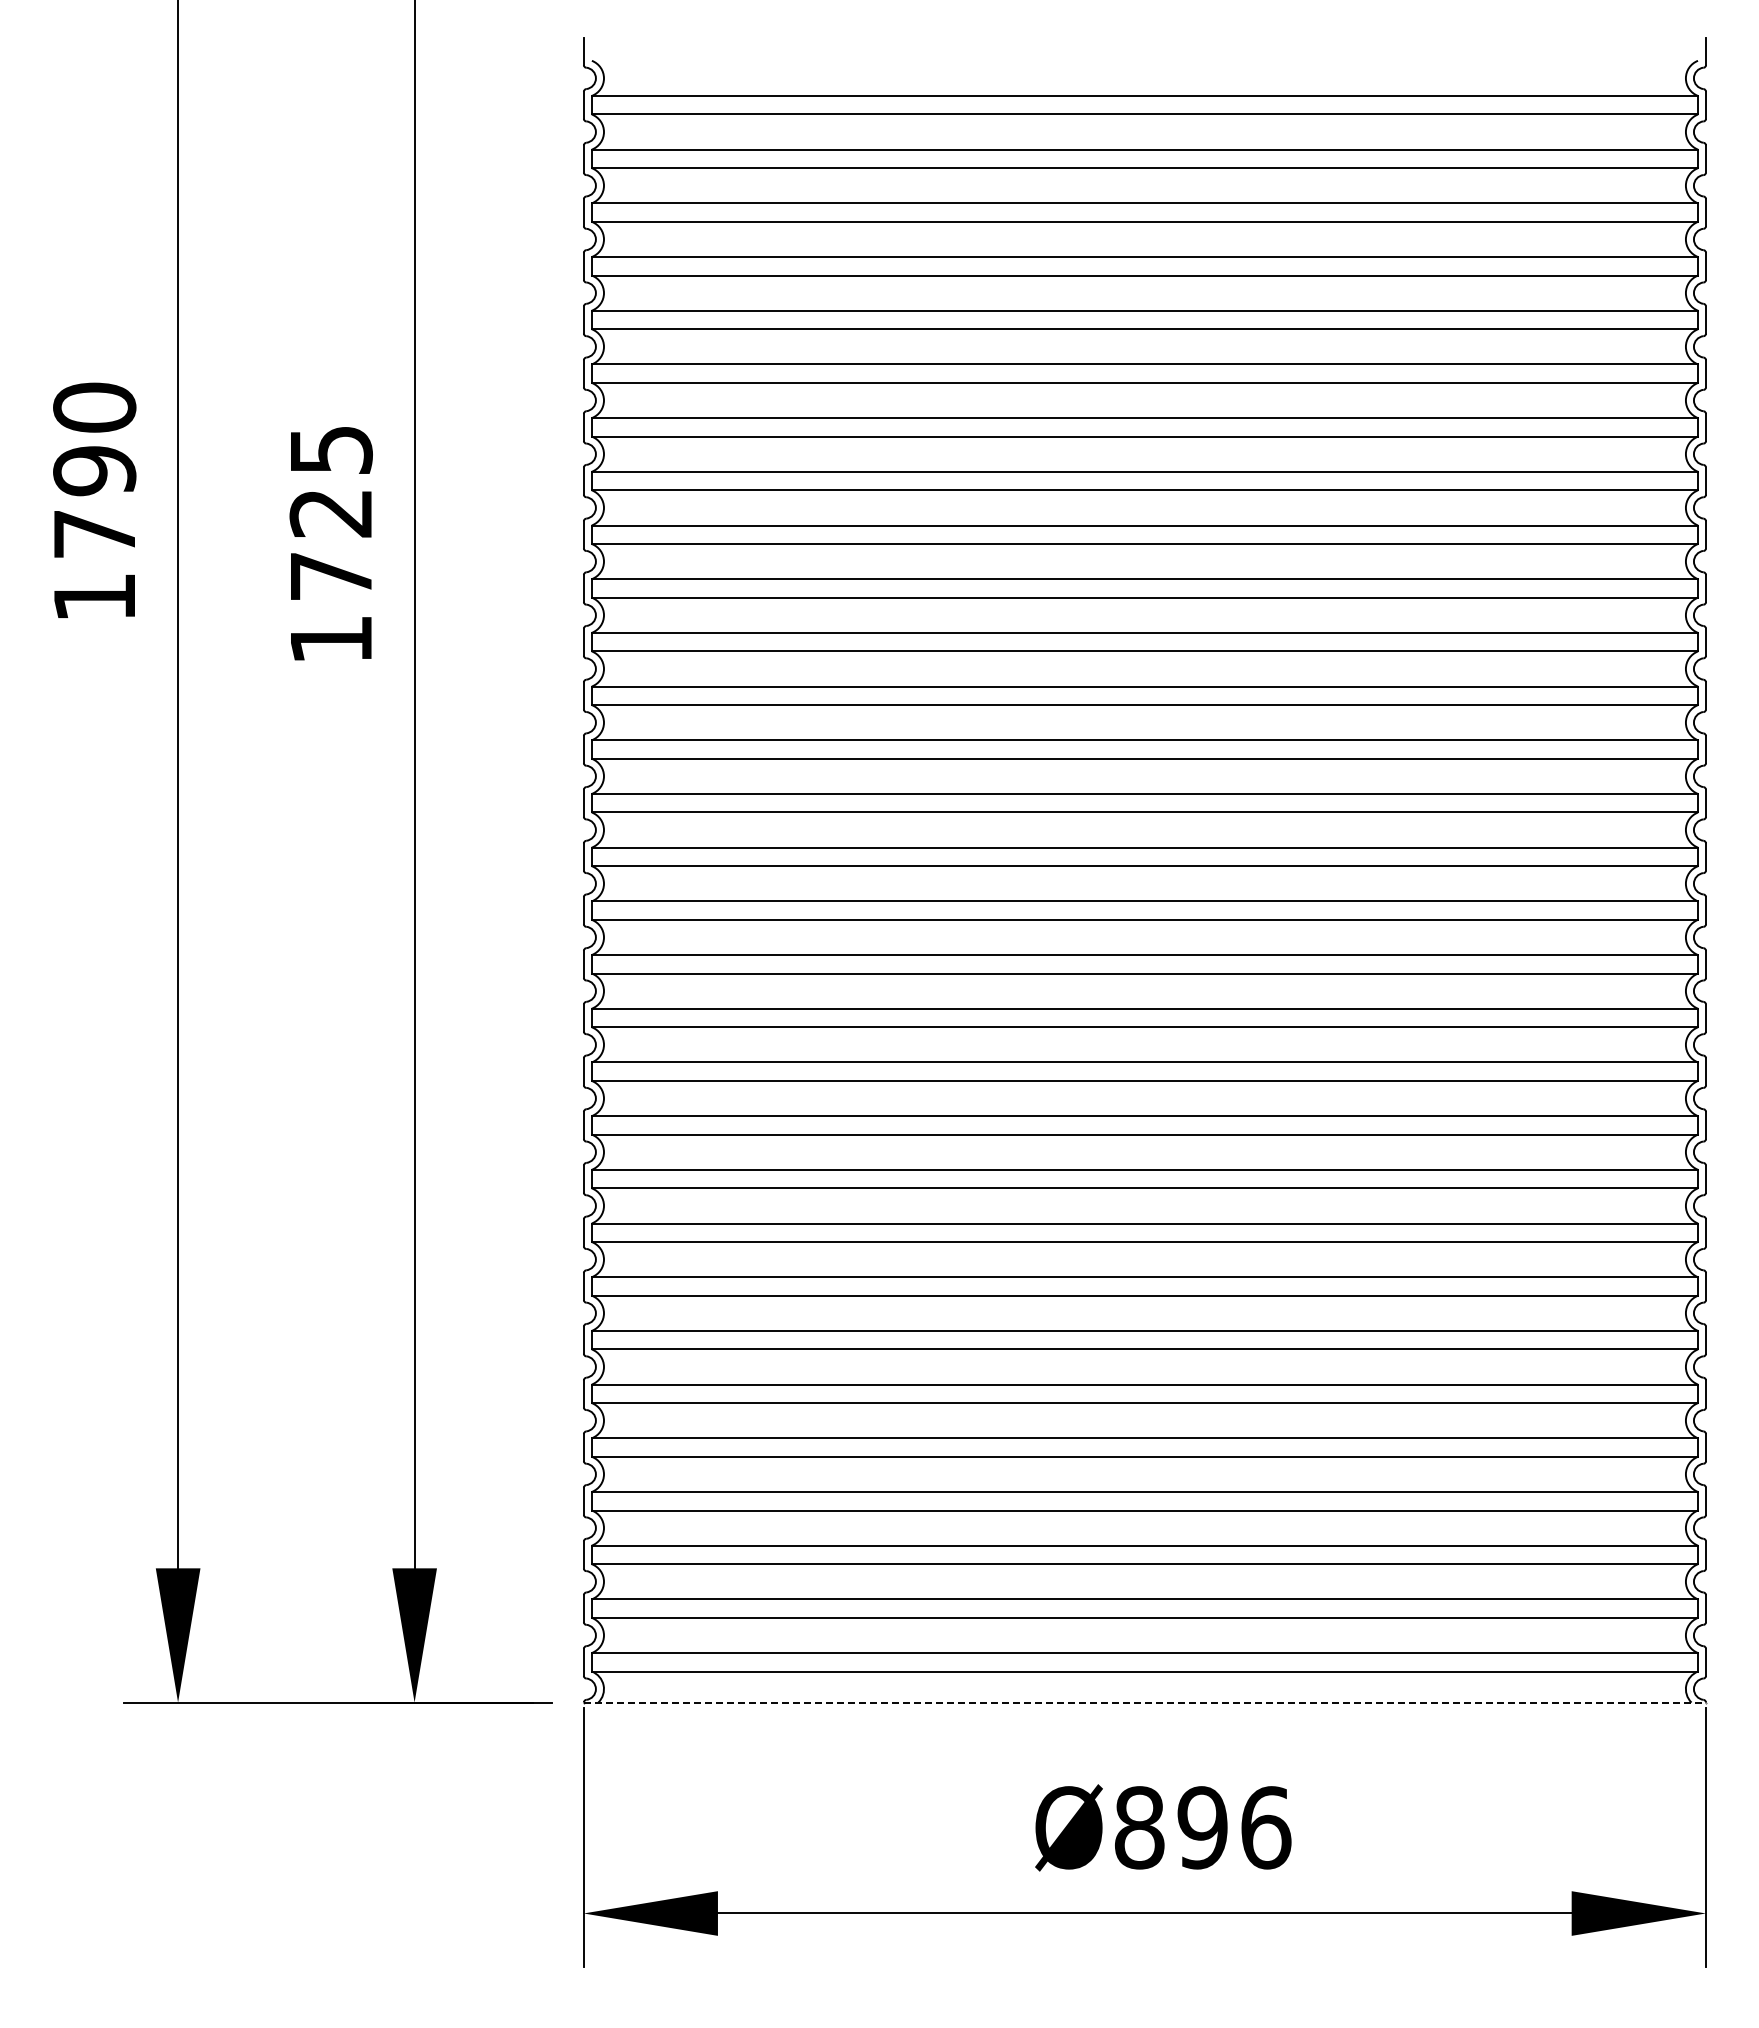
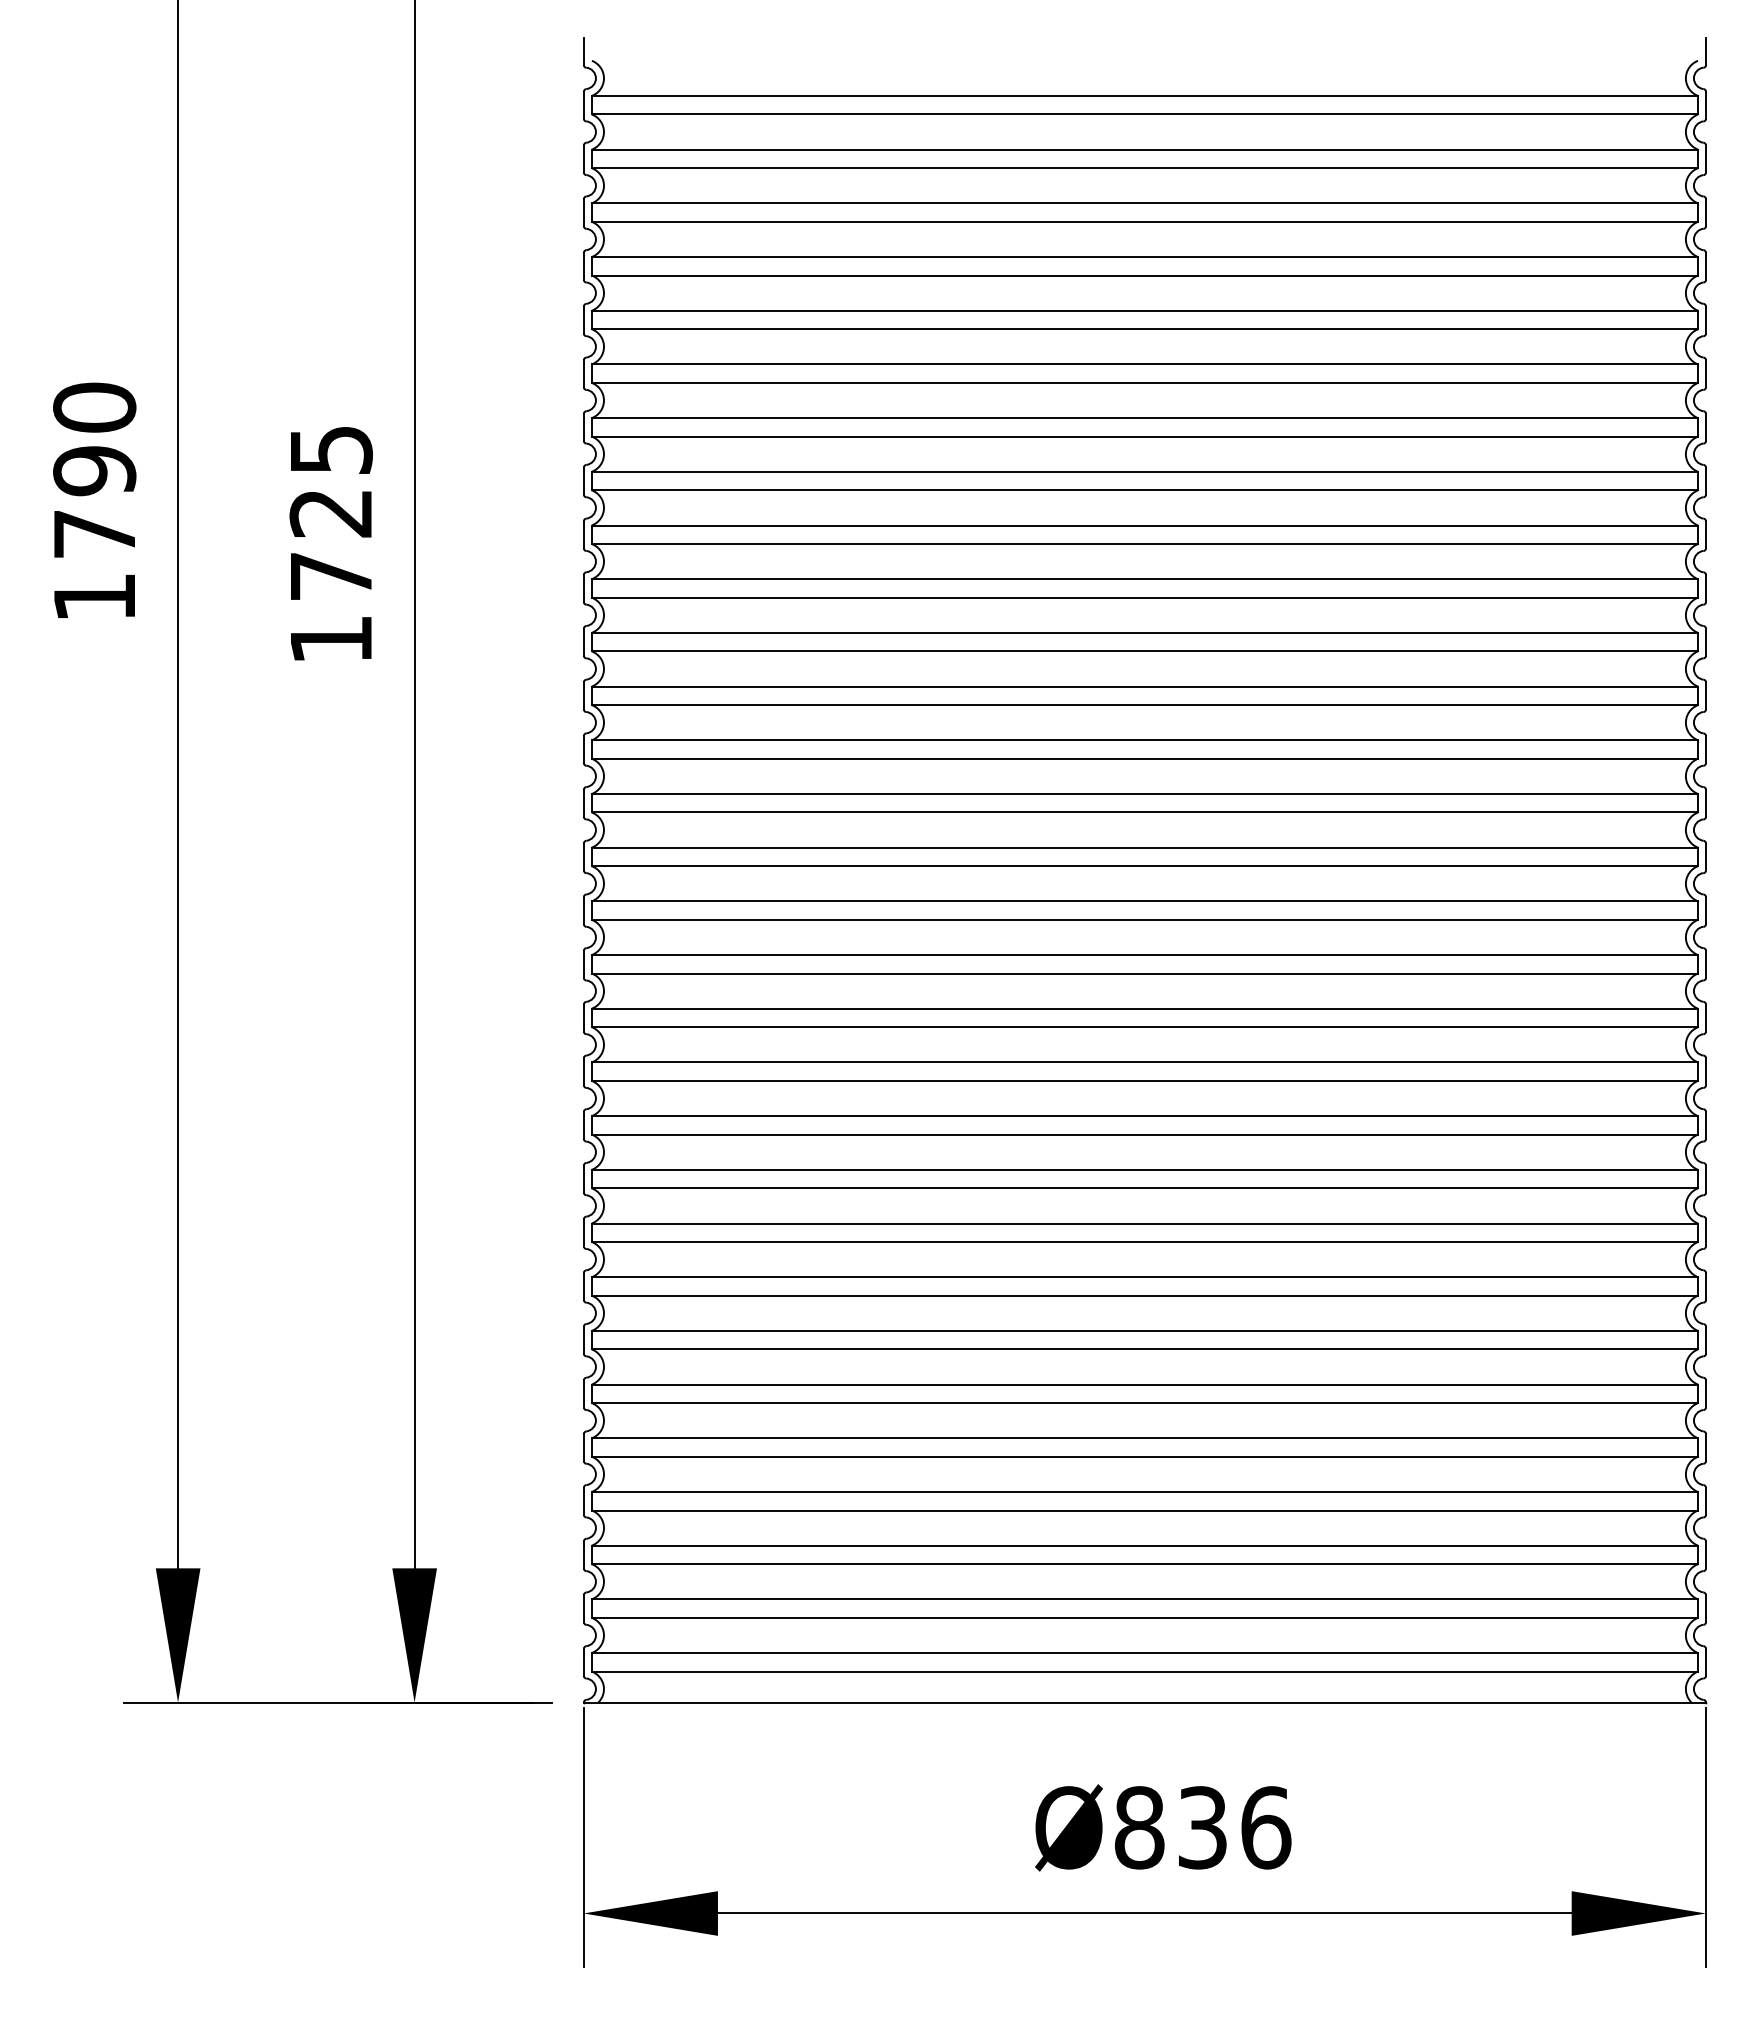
line: dashed -> solid (1145, 1702)
text: Ø896 -> Ø836 (1202, 1827)
